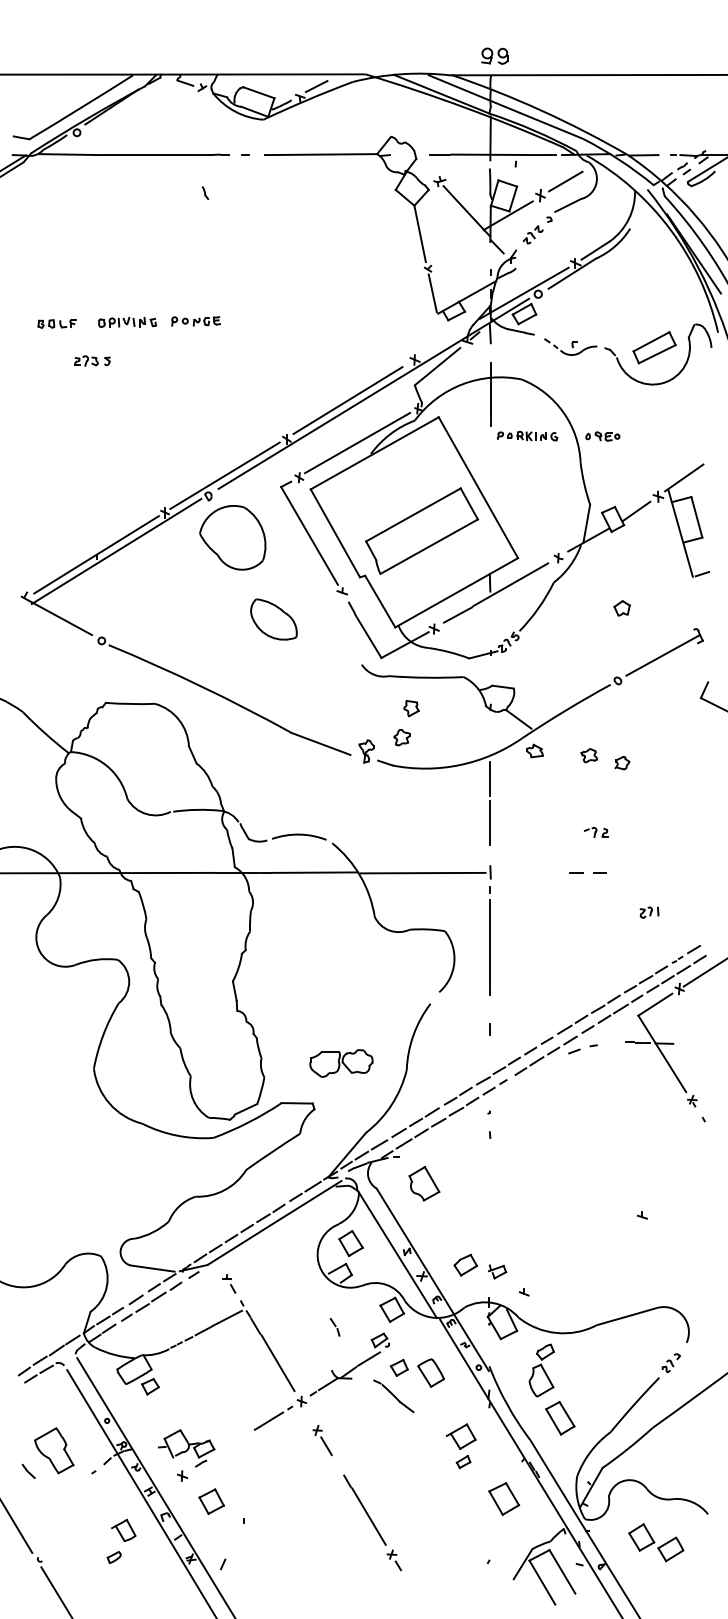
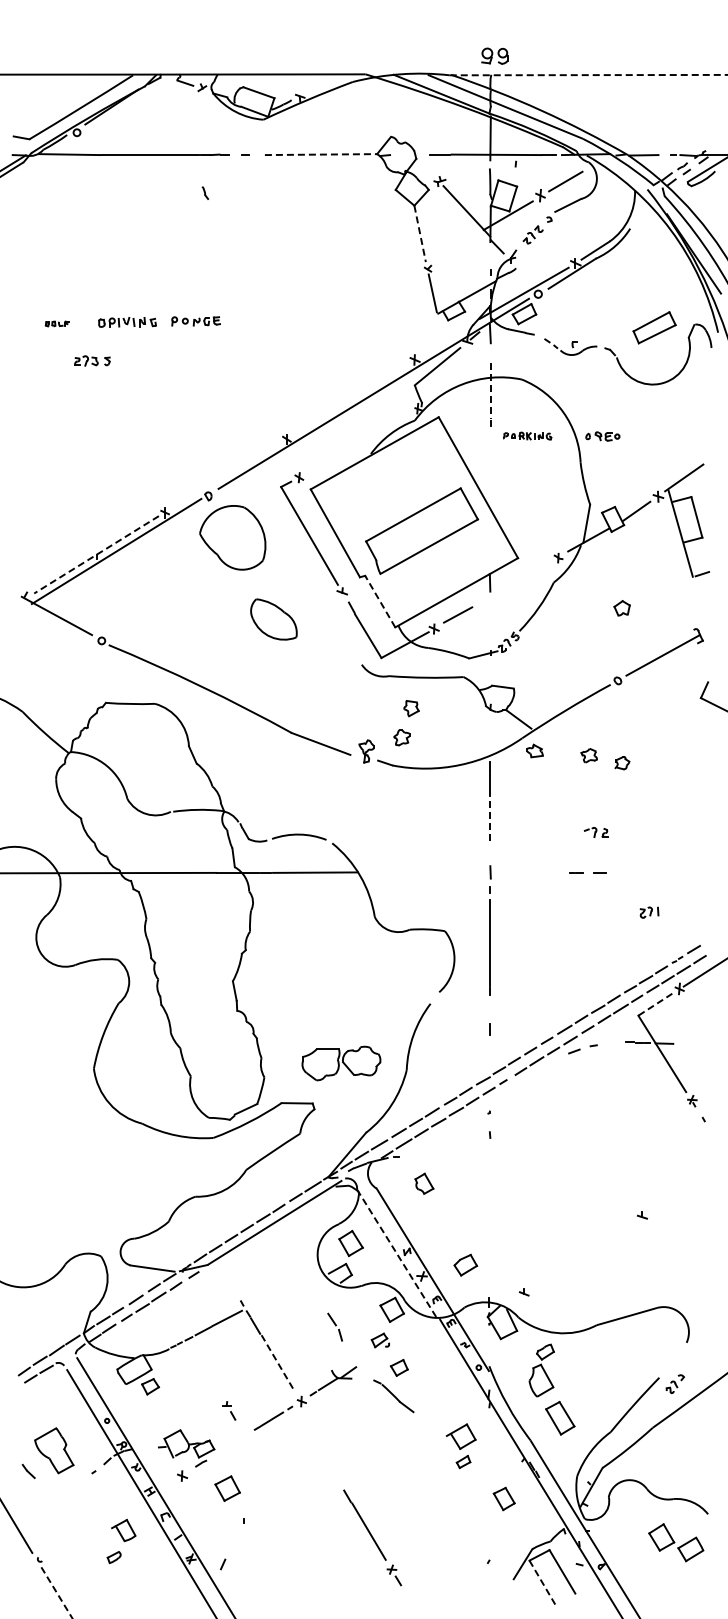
line: solid -> dashed (588, 75)
line: present -> none (316, 86)
line: solid -> dashed (321, 154)
line: solid -> dashed (420, 233)
part size: 40x10 px -> 26x8 px (56, 323)
part position: (654, 347) -> (654, 327) (654, 327)
line: solid -> dashed (490, 391)
line: present -> none (347, 400)
part size: 62x12 px -> 50x10 px (527, 435)
line: present -> none (357, 442)
line: present -> none (224, 475)
line: solid -> dashed (96, 555)
line: present -> none (510, 584)
line: solid -> dashed (380, 601)
line: solid -> dashed (490, 823)
line: present -> none (422, 872)
line: solid -> dashed (654, 1004)
part size: 65x29 px -> 81x37 px (341, 1063)
part size: 33x36 px -> 21x23 px (424, 1183)
line: solid -> dashed (396, 1253)
part: present -> none (497, 1271)
part position: (229, 1283) -> (229, 1410) (229, 1410)
part size: 12x19 px -> 16x30 px (334, 1326)
line: present -> none (369, 1358)
part position: (670, 1362) -> (674, 1383) (674, 1383)
line: solid -> dashed (278, 1363)
part: present -> none (431, 1372)
part: present -> none (322, 1440)
part size: 33x34 px -> 24x26 px (503, 1498)
part position: (211, 1501) -> (227, 1488) (227, 1488)
part position: (372, 1522) -> (372, 1537) (372, 1537)
part position: (656, 1542) -> (676, 1542) (676, 1542)
line: solid -> dashed (542, 1582)
line: solid -> dashed (56, 1592)
